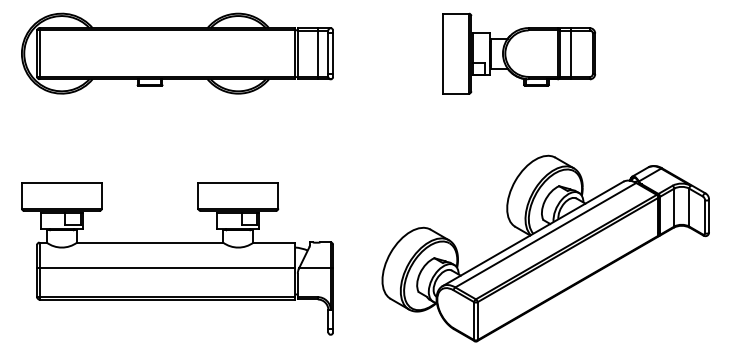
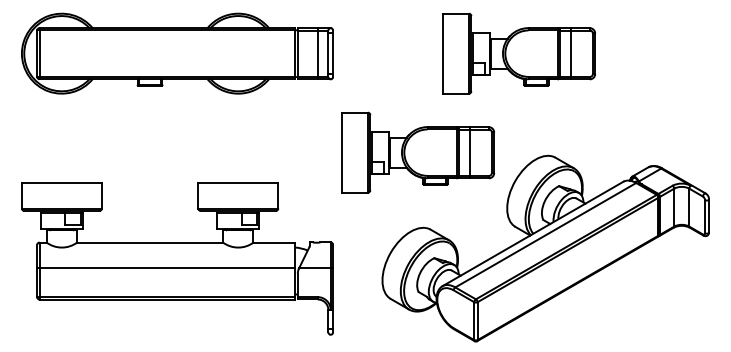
part: none -> present (418, 152)
